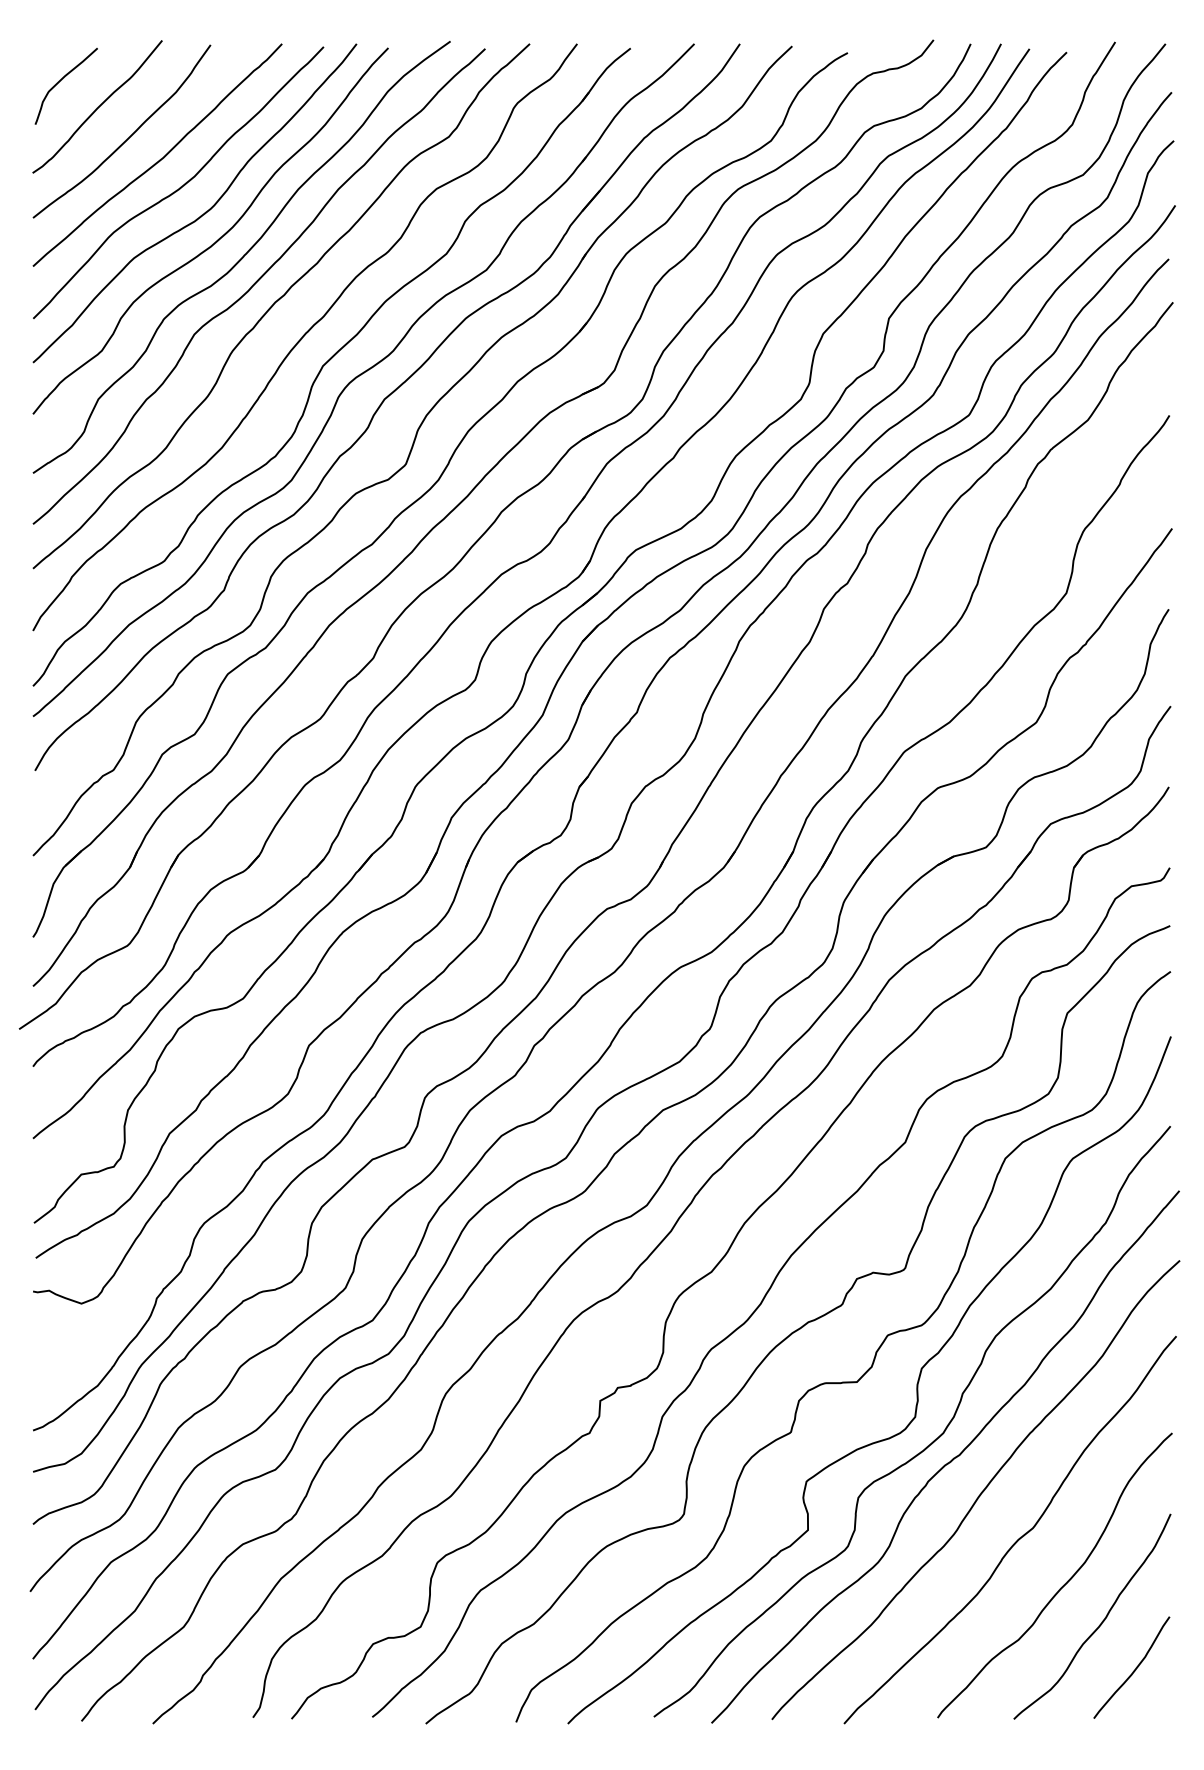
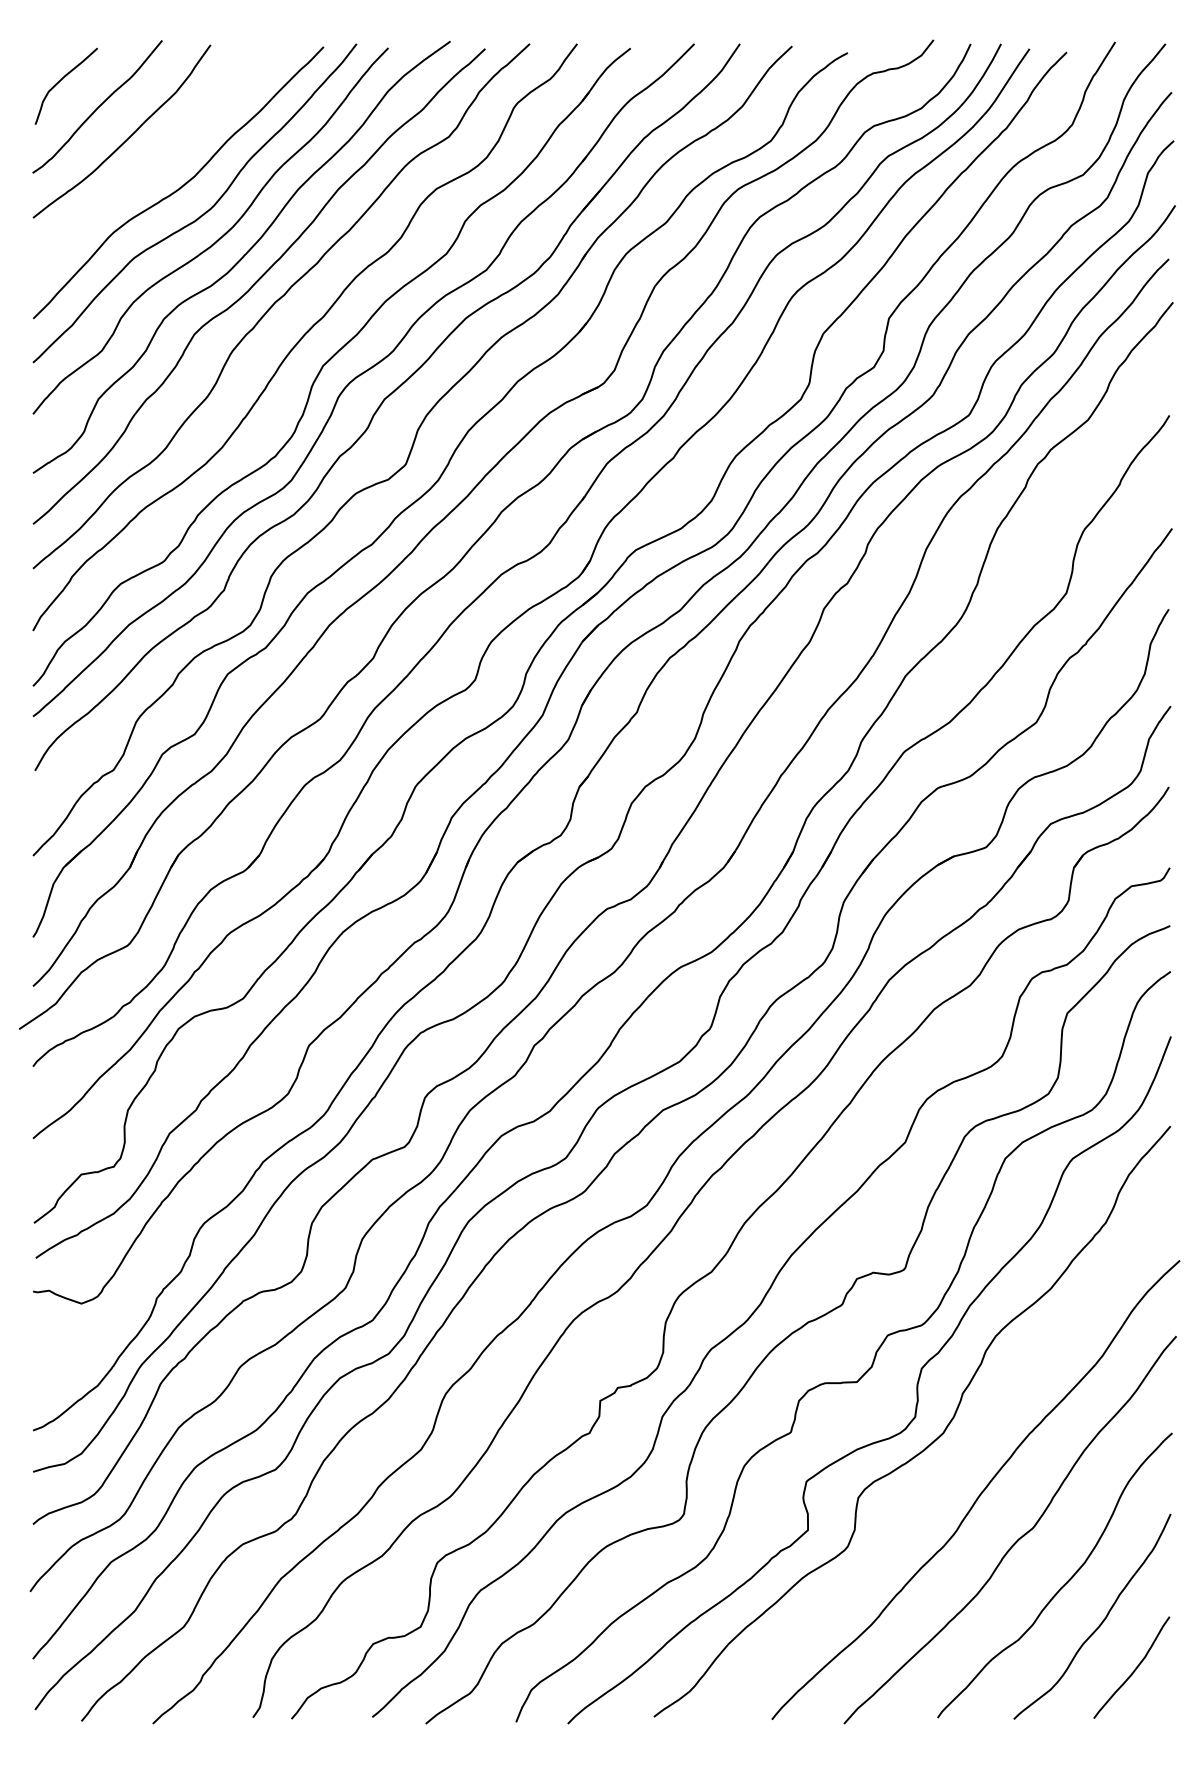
curve: present -> none (160, 158)
curve: present -> none (947, 1462)
